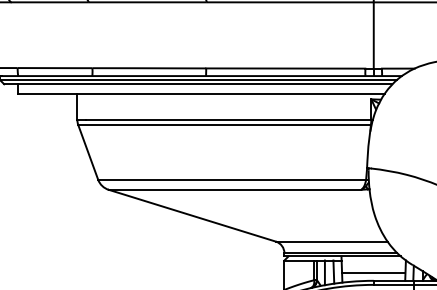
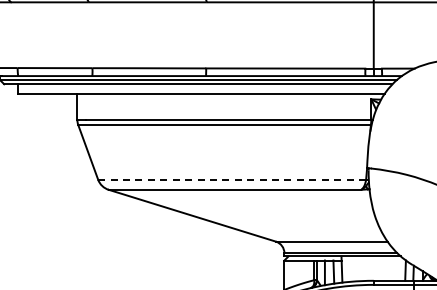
line: solid -> dashed (232, 179)
line: present -> none (373, 273)
